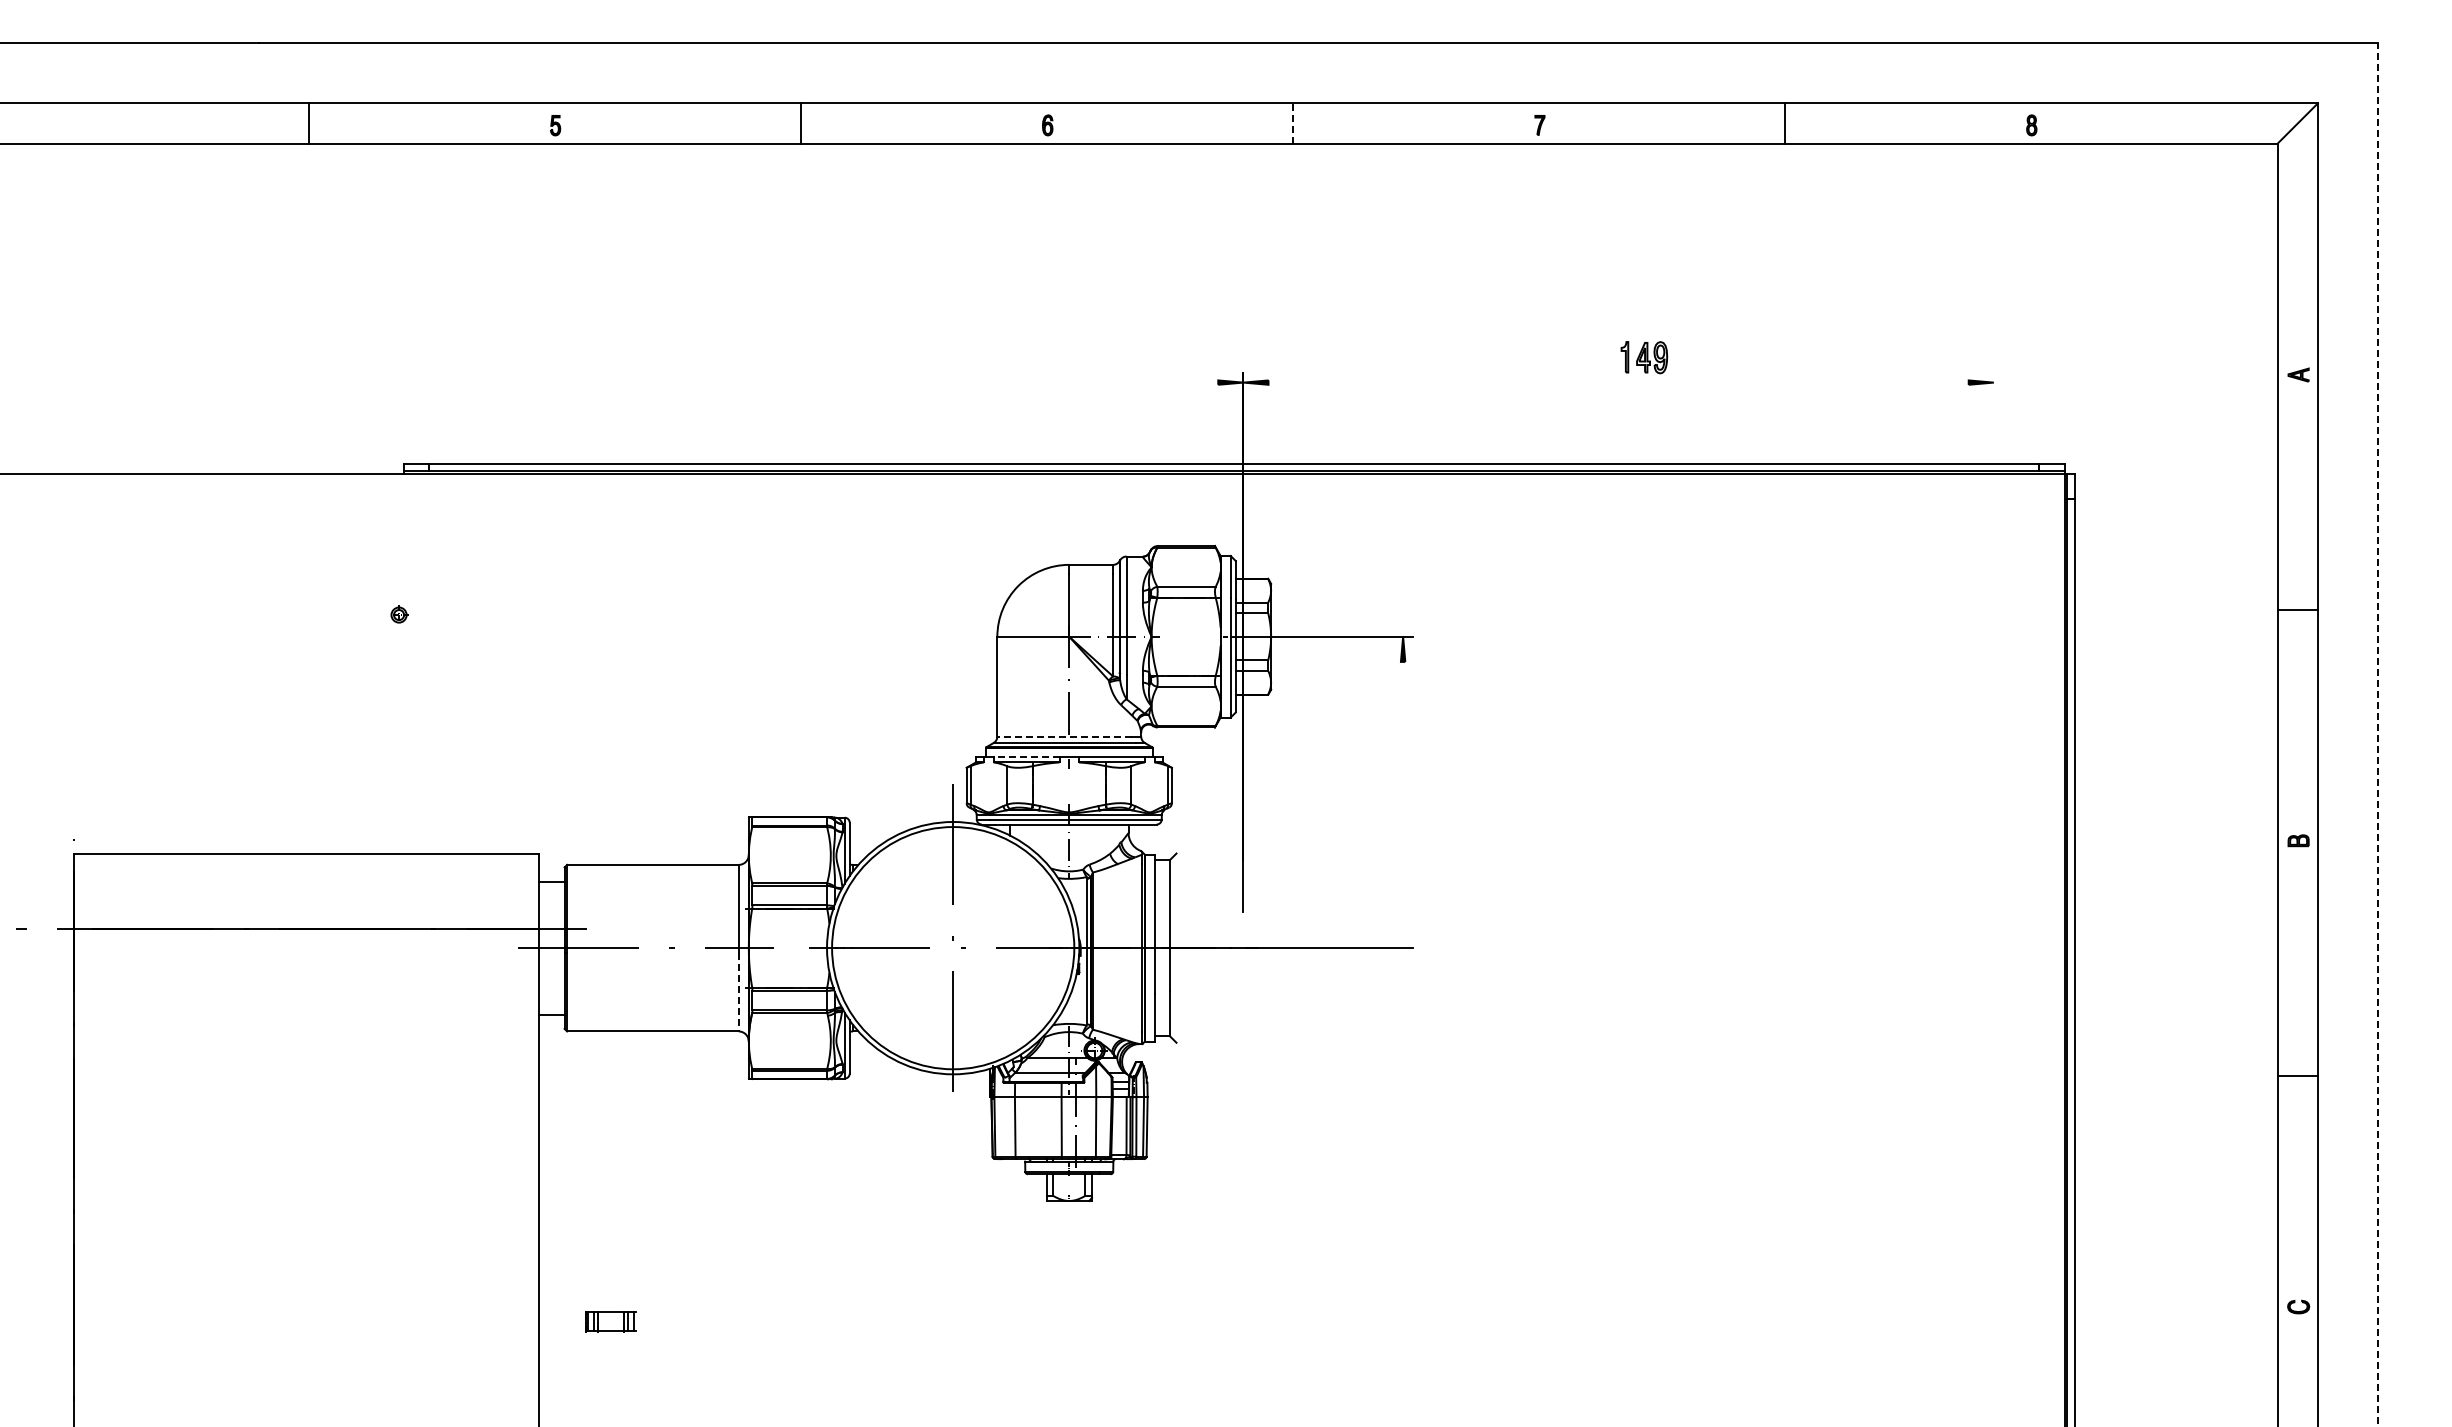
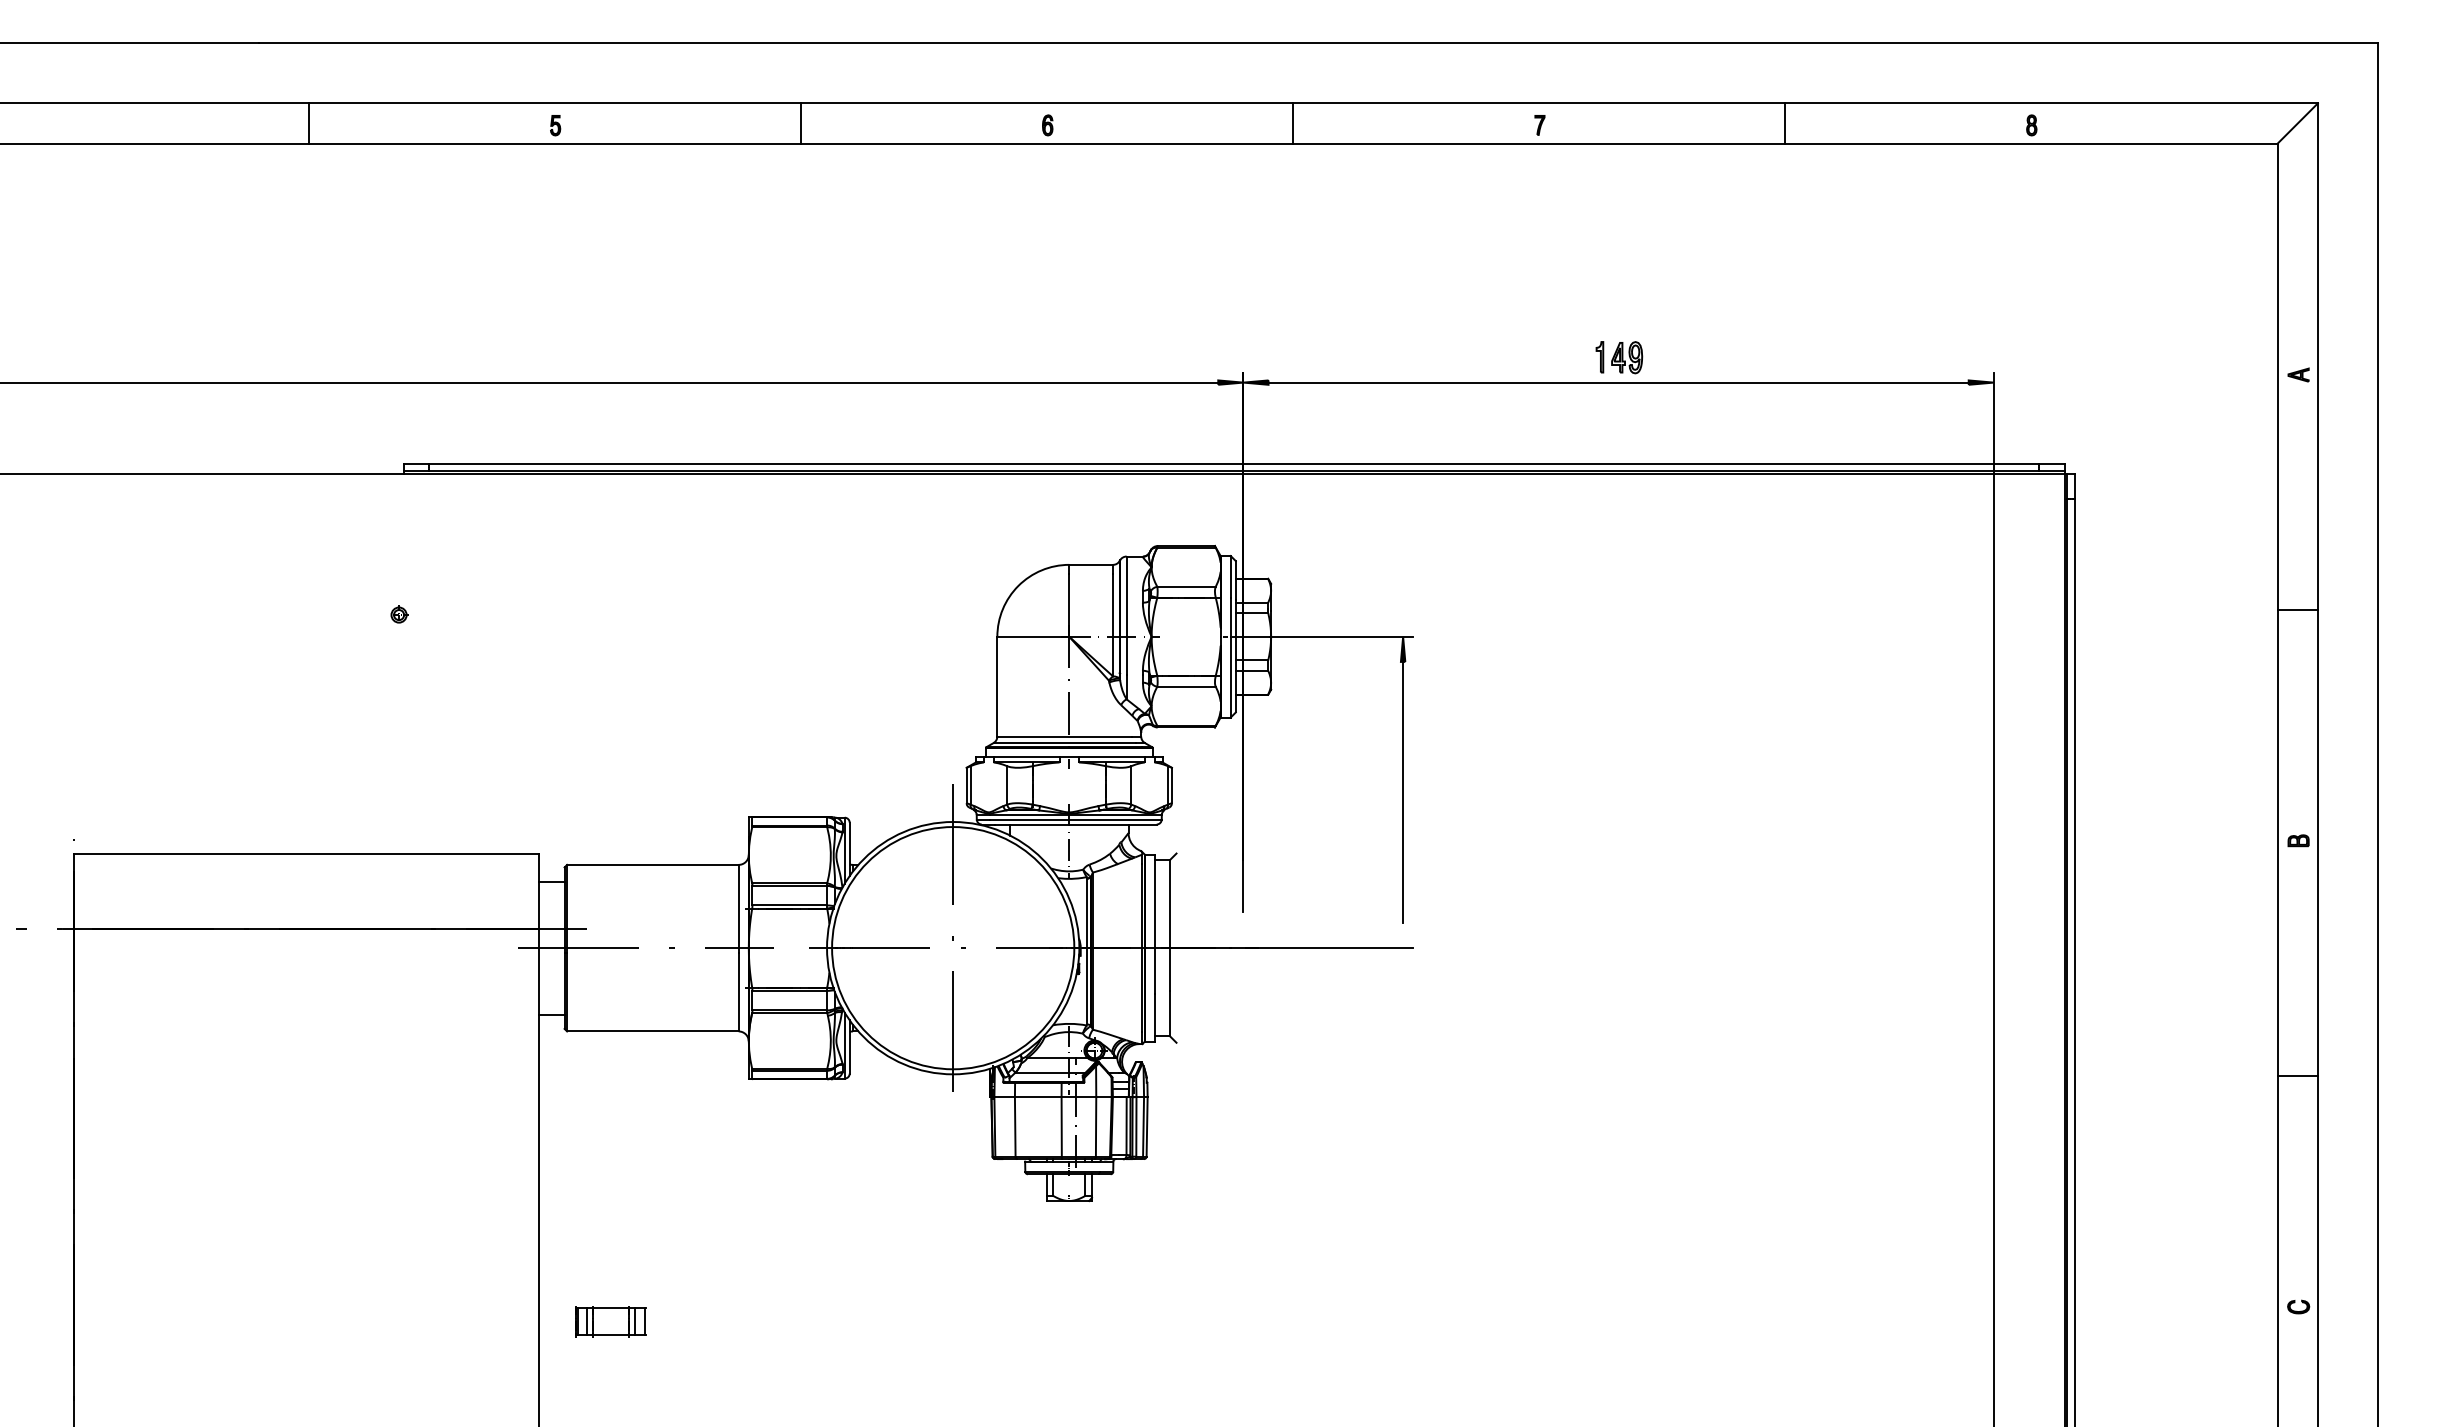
line: dashed -> solid (1293, 123)
part position: (1644, 357) -> (1619, 357) (1619, 357)
line: none -> present (610, 382)
line: none -> present (1618, 382)
line: dashed -> solid (2378, 734)
line: dashed -> solid (1064, 736)
line: dashed -> solid (1026, 757)
line: none -> present (1403, 792)
line: none -> present (1993, 897)
line: dashed -> solid (738, 992)
part size: 52x22 px -> 72x32 px (610, 1321)
